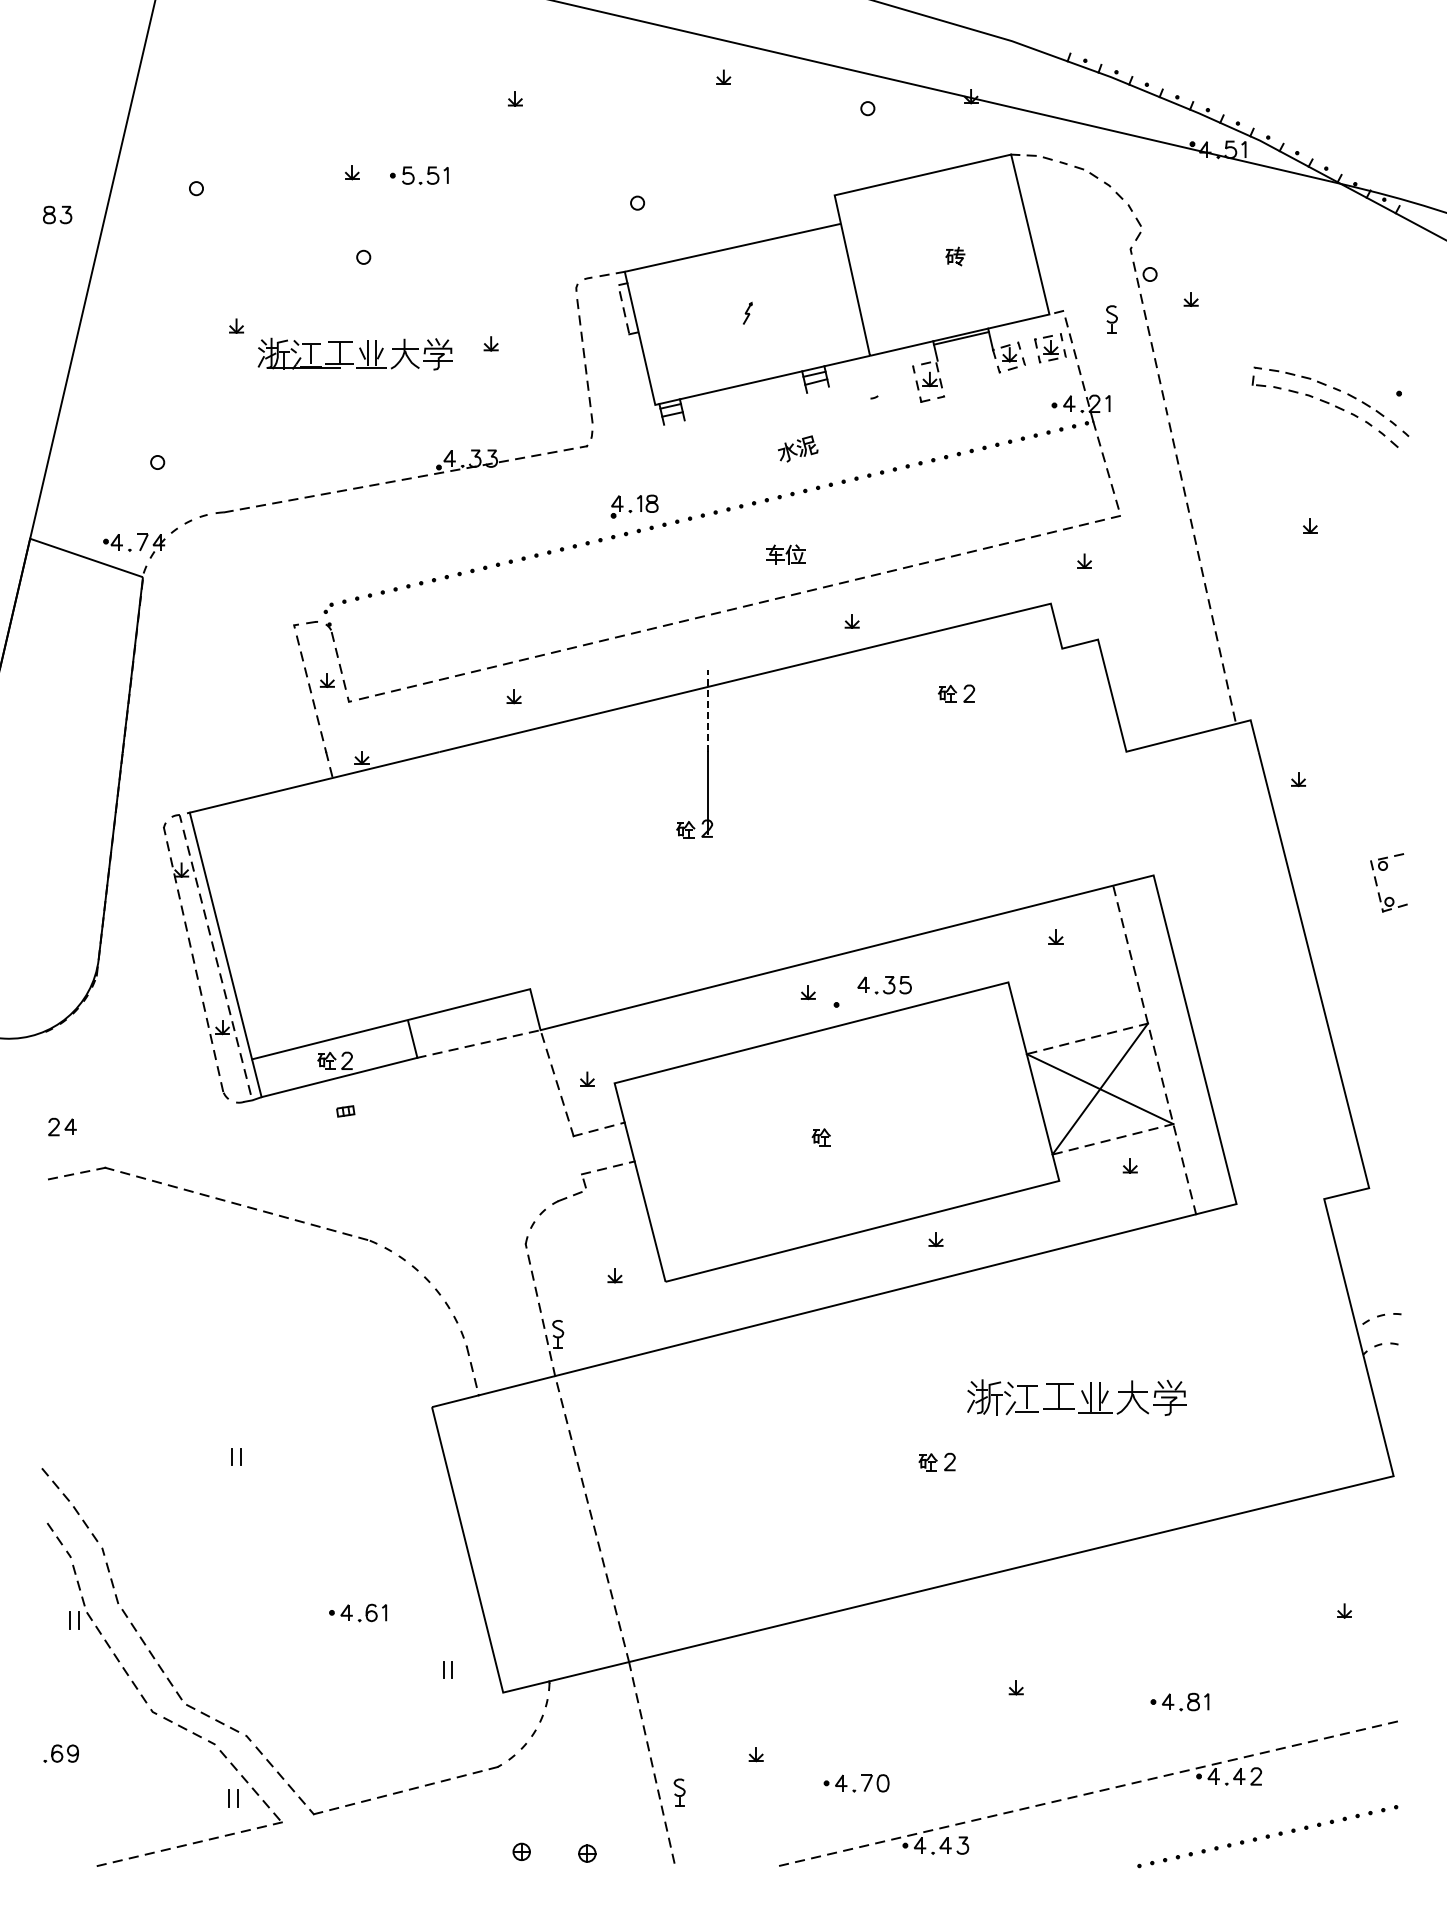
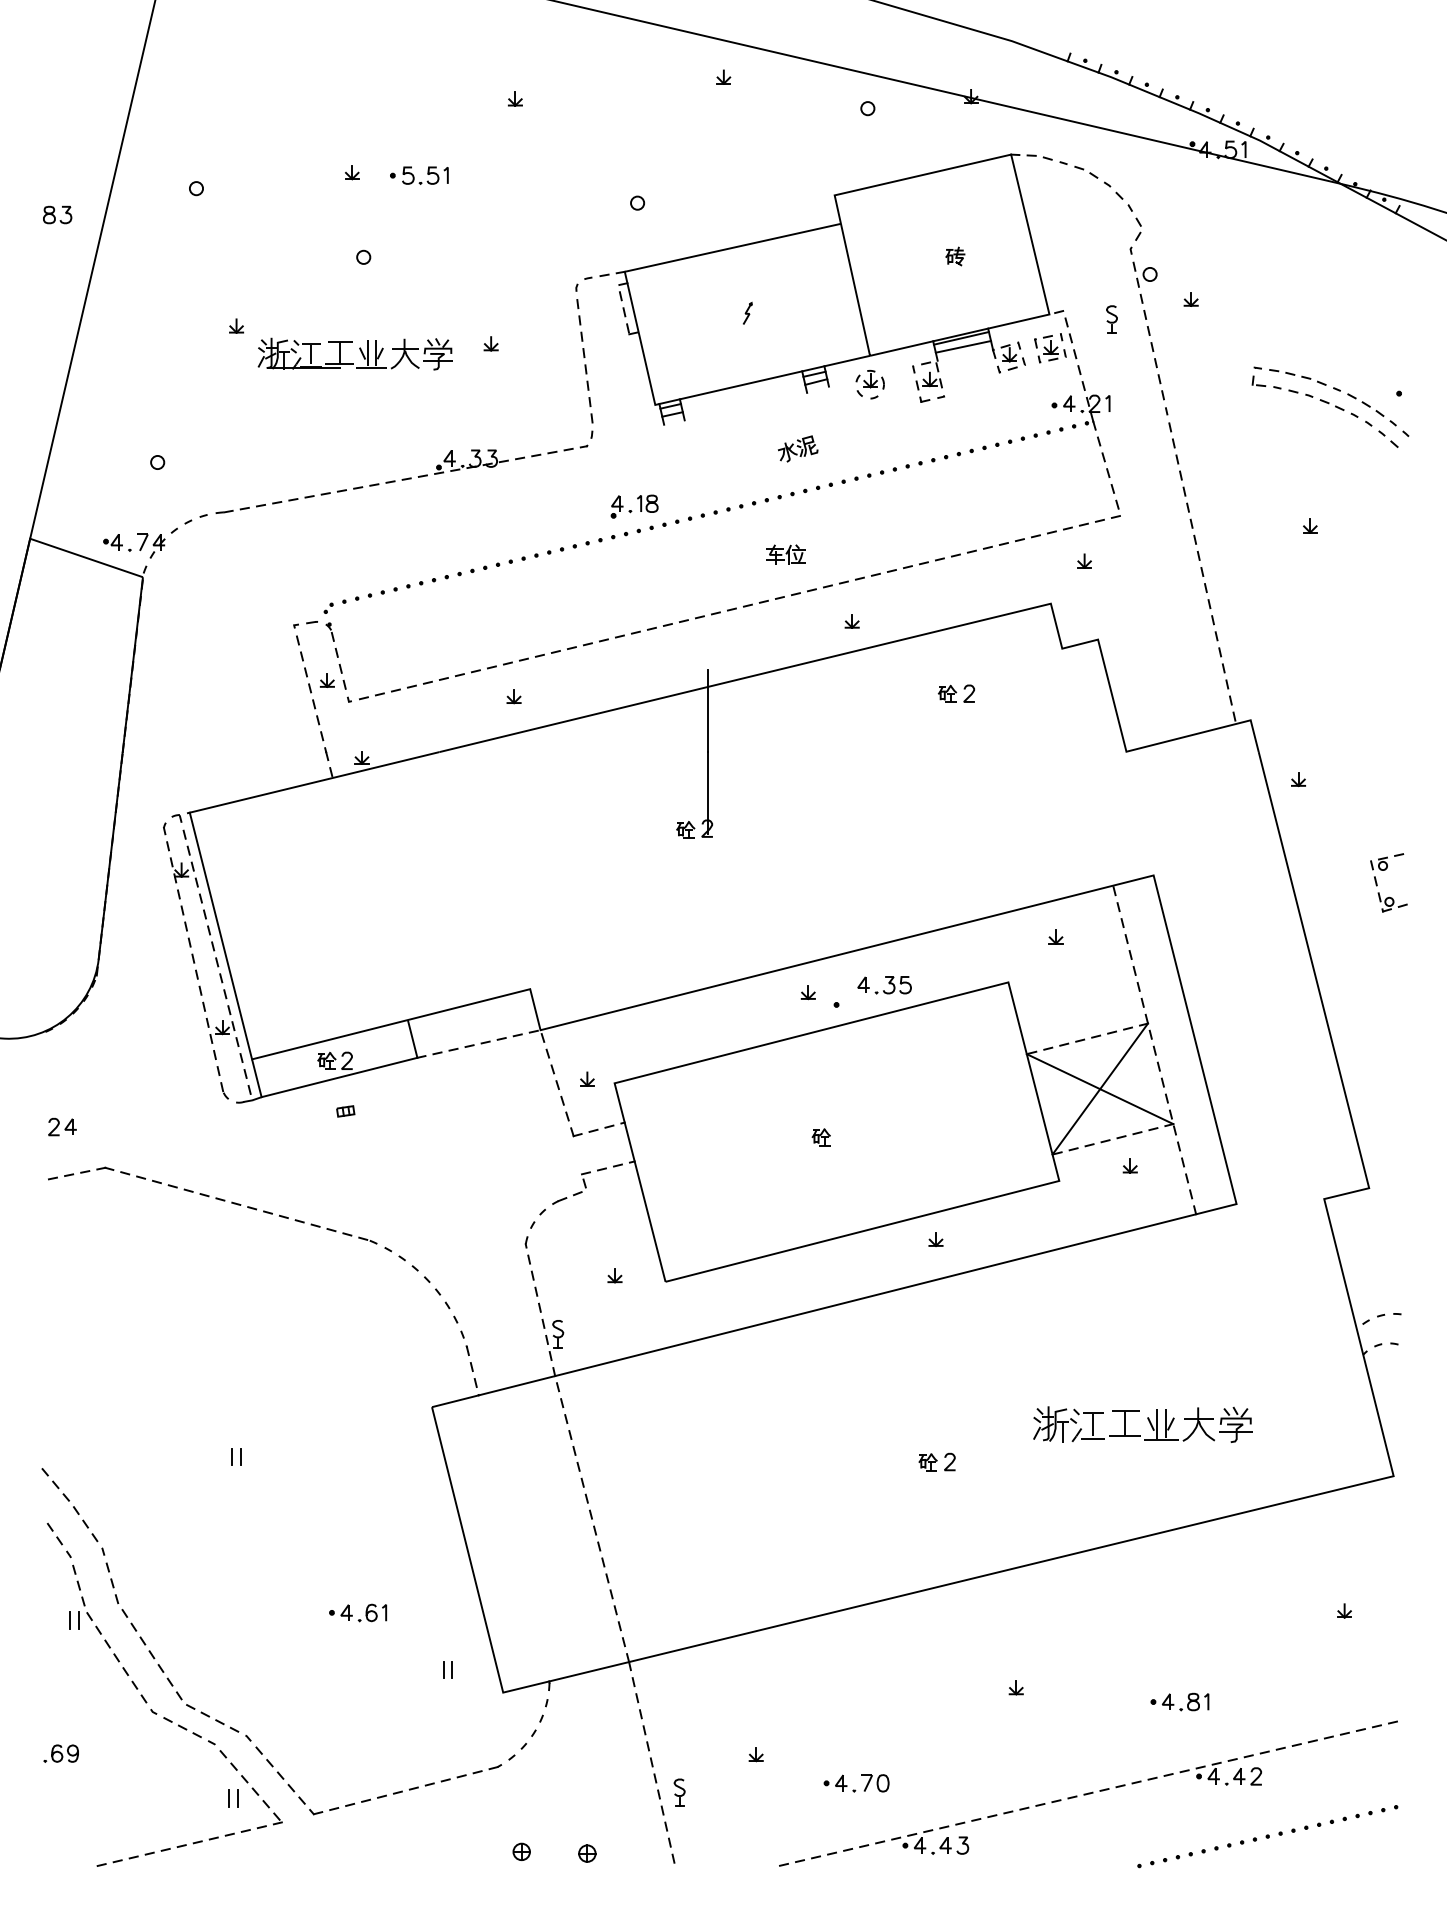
line: none -> present (963, 346)
part: none -> present (869, 383)
line: dashed -> solid (708, 710)
part position: (1082, 1394) -> (1148, 1421) (1148, 1421)
